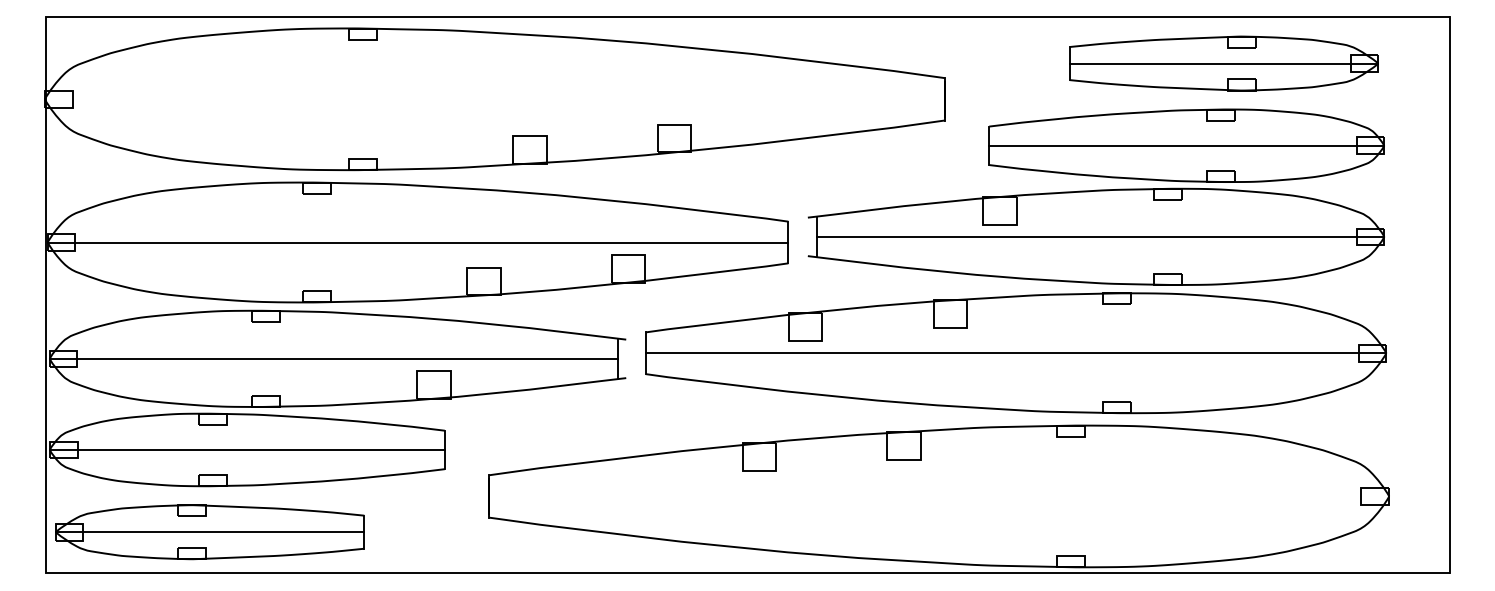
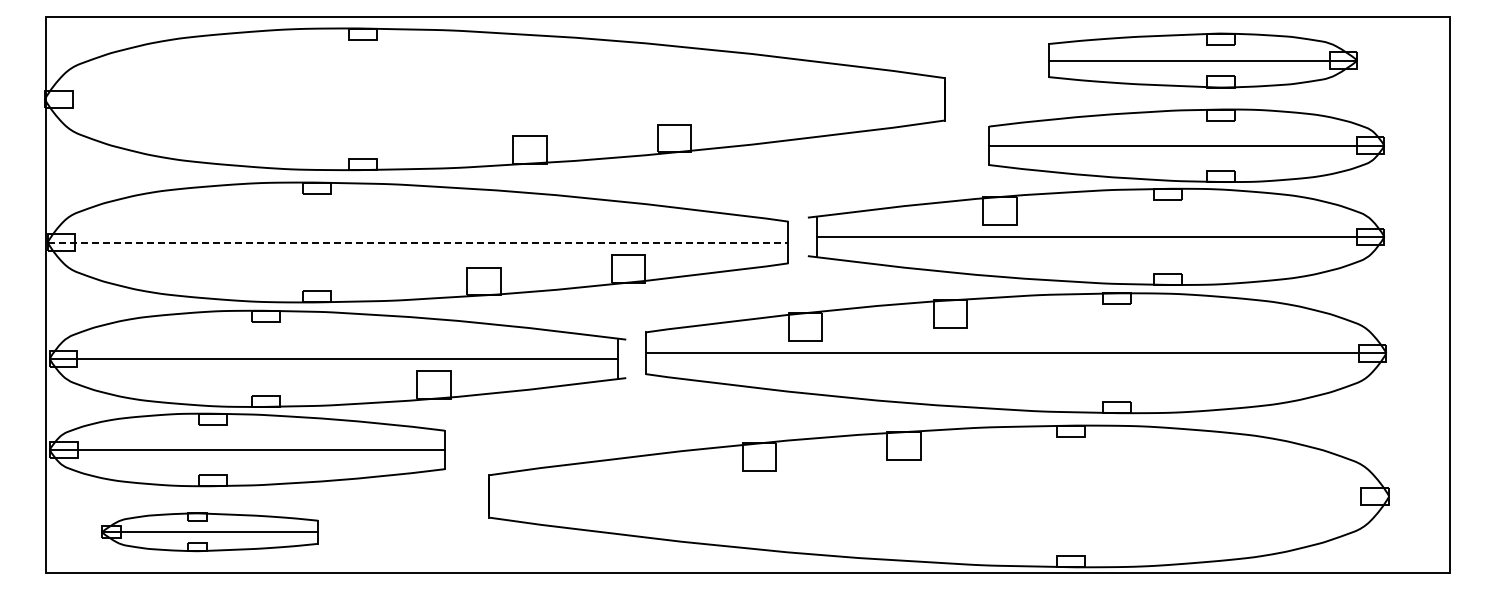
part position: (1223, 63) -> (1202, 60) (1202, 60)
line: solid -> dashed (418, 242)
part size: 310x57 px -> 218x41 px (209, 532)
